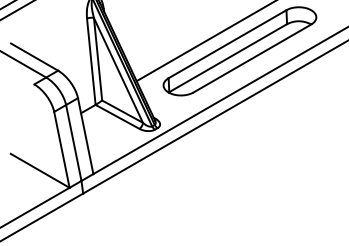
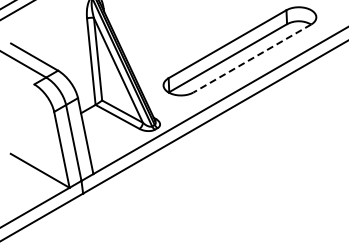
line: present -> none (204, 41)
line: solid -> dashed (251, 58)
